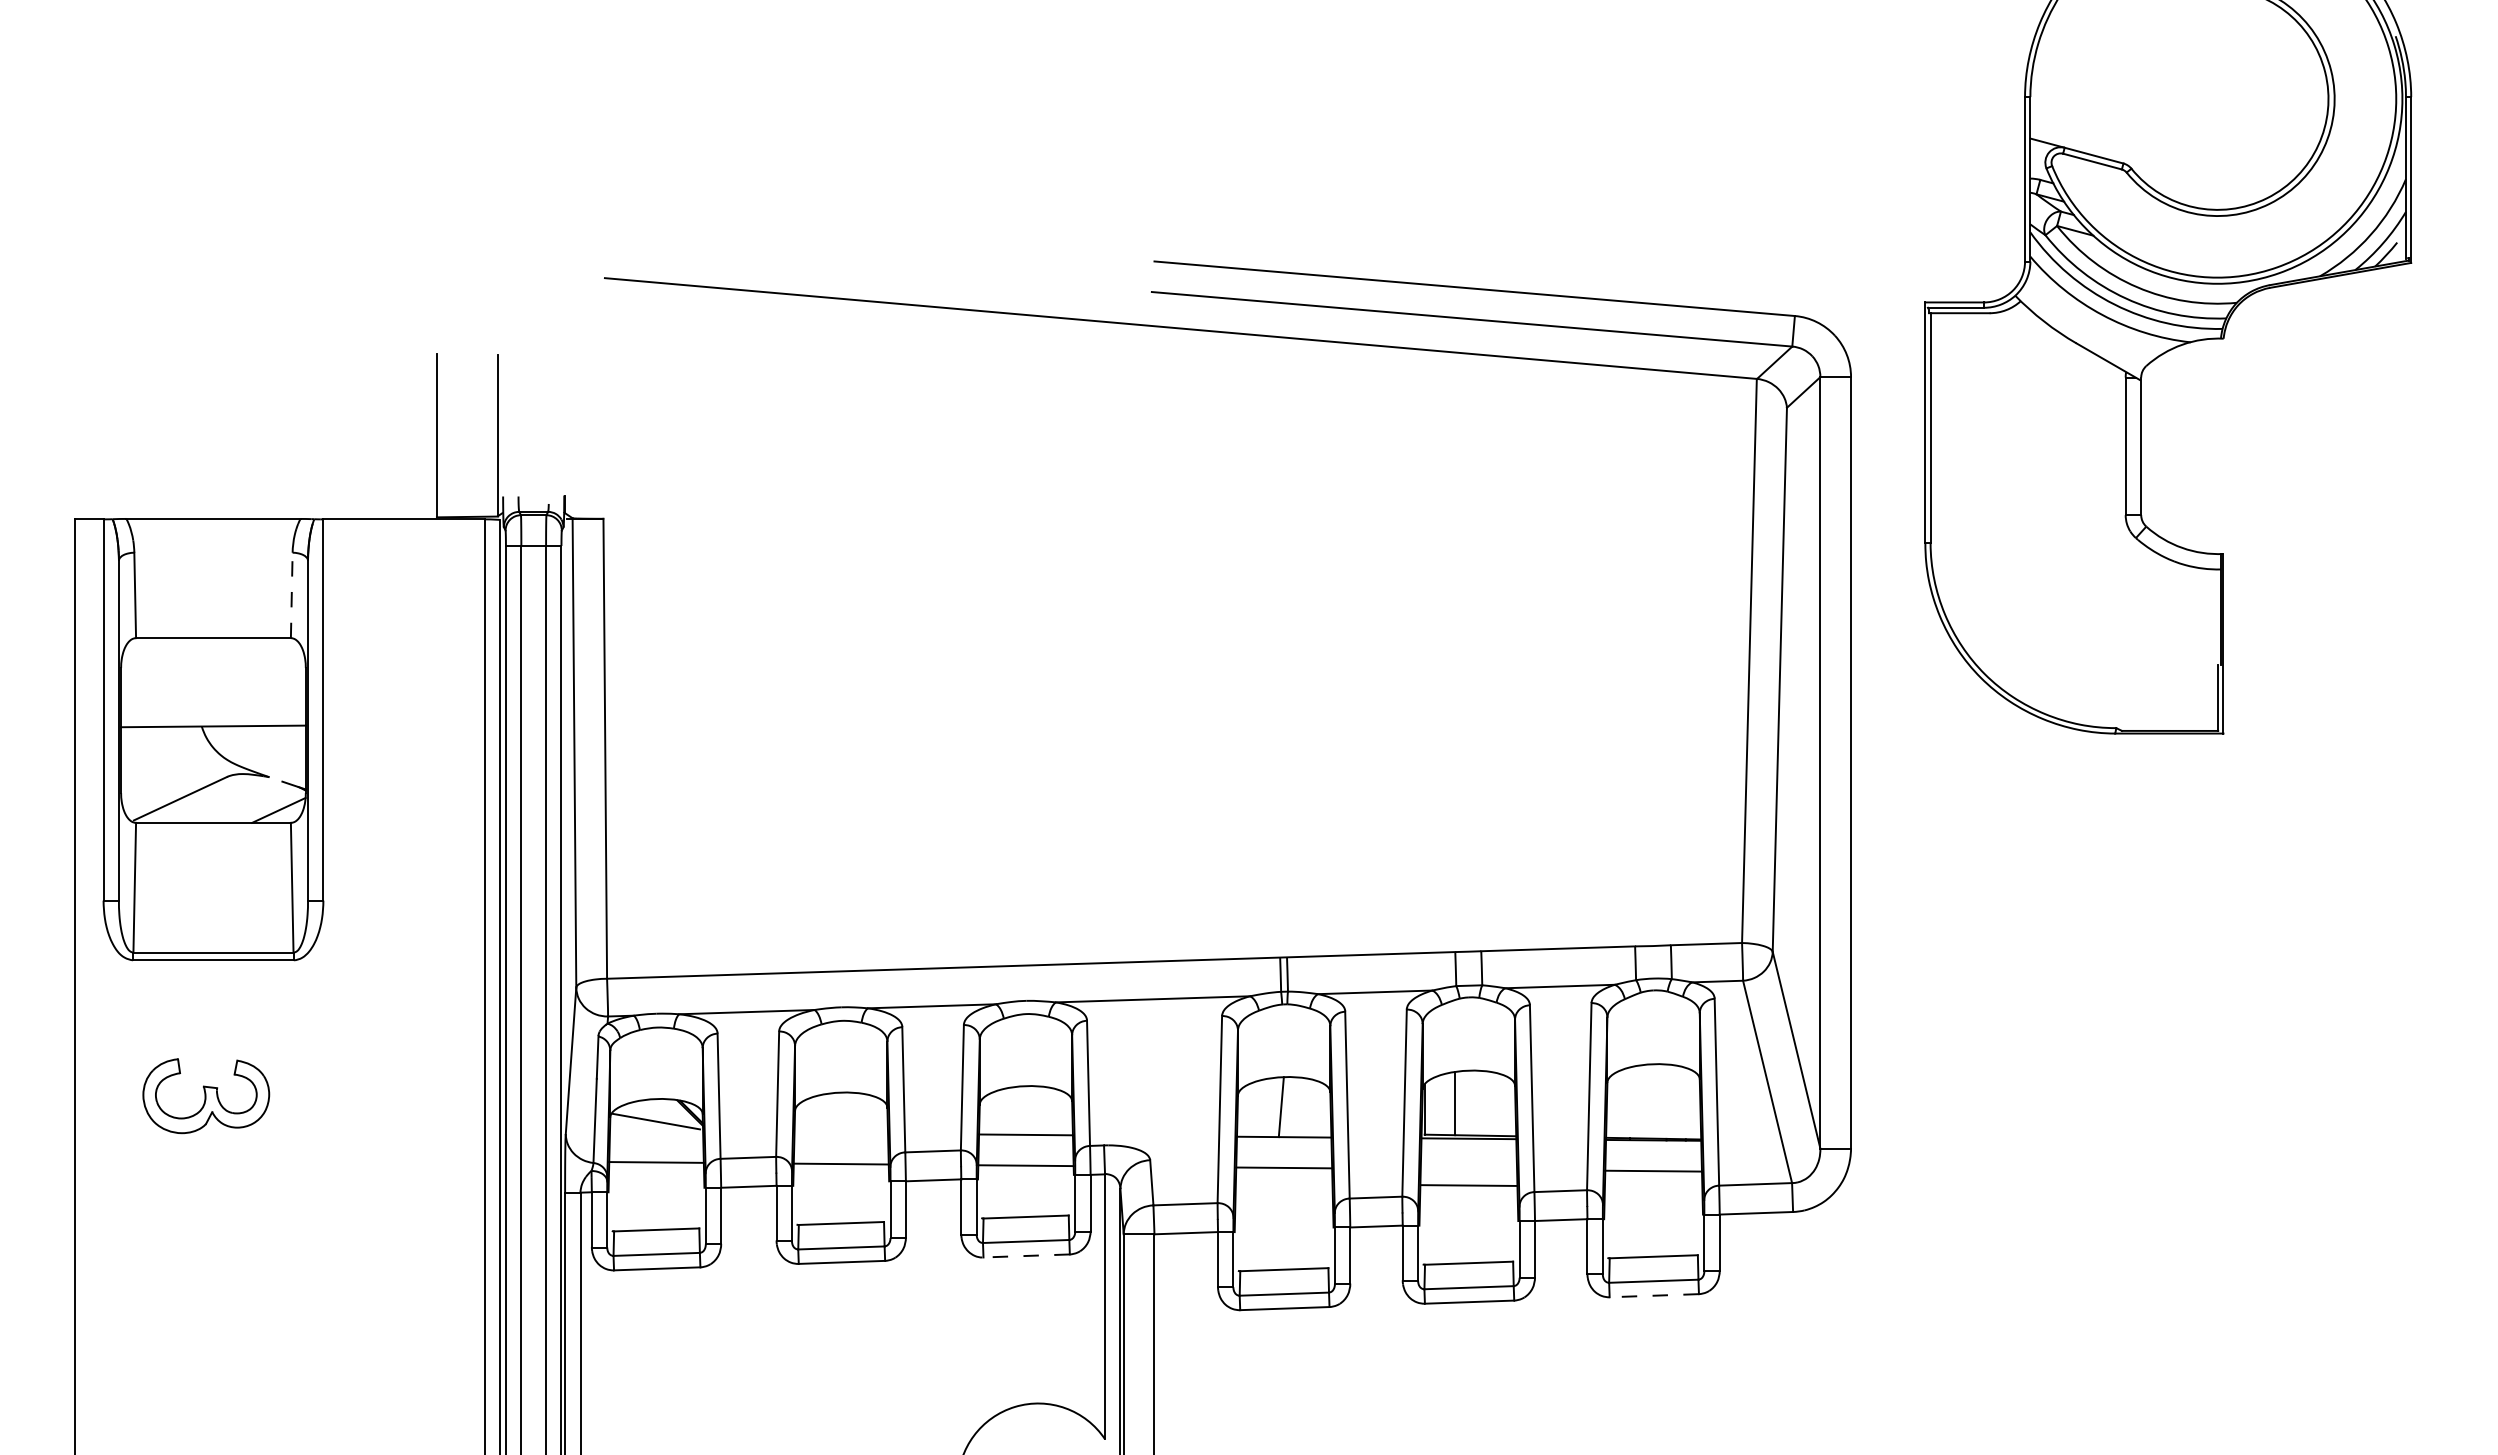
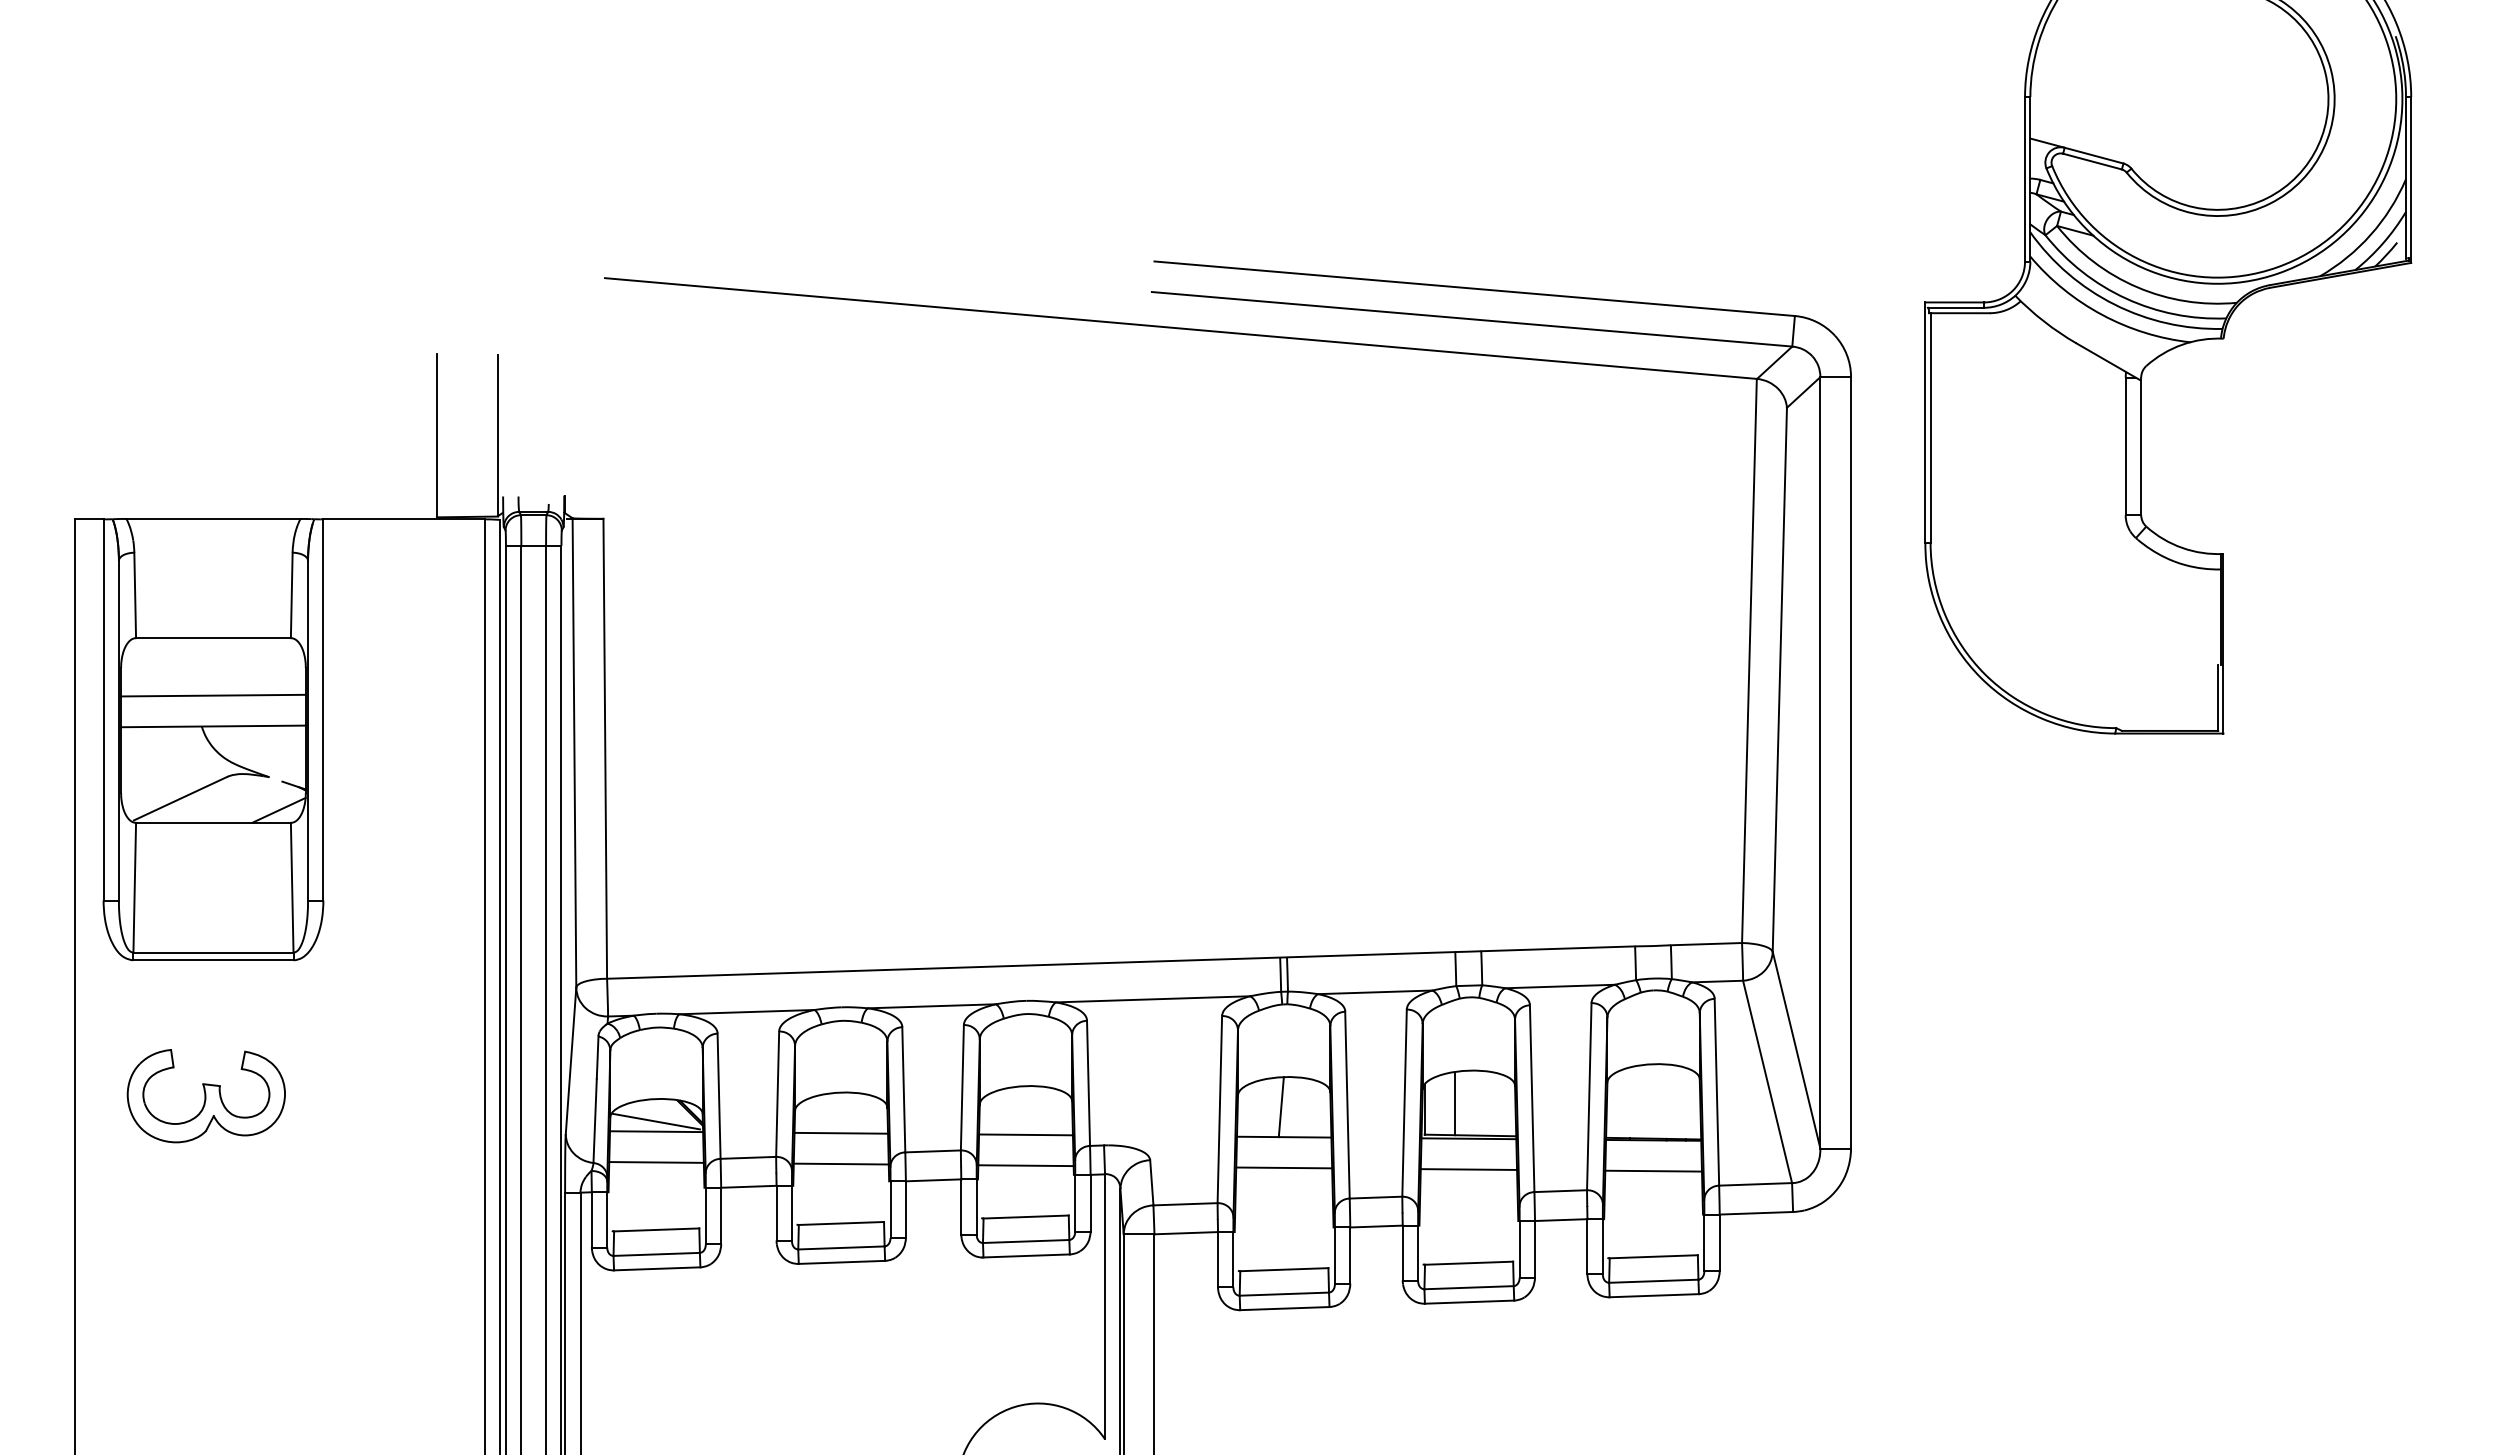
line: dashed -> solid (291, 595)
line: none -> present (213, 695)
part size: 129x77 px -> 160x95 px (205, 1096)
line: none -> present (656, 1131)
line: none -> present (841, 1132)
line position: (1468, 1185) -> (1468, 1169) (1468, 1169)
line: dashed -> solid (1026, 1255)
line: dashed -> solid (1654, 1295)
